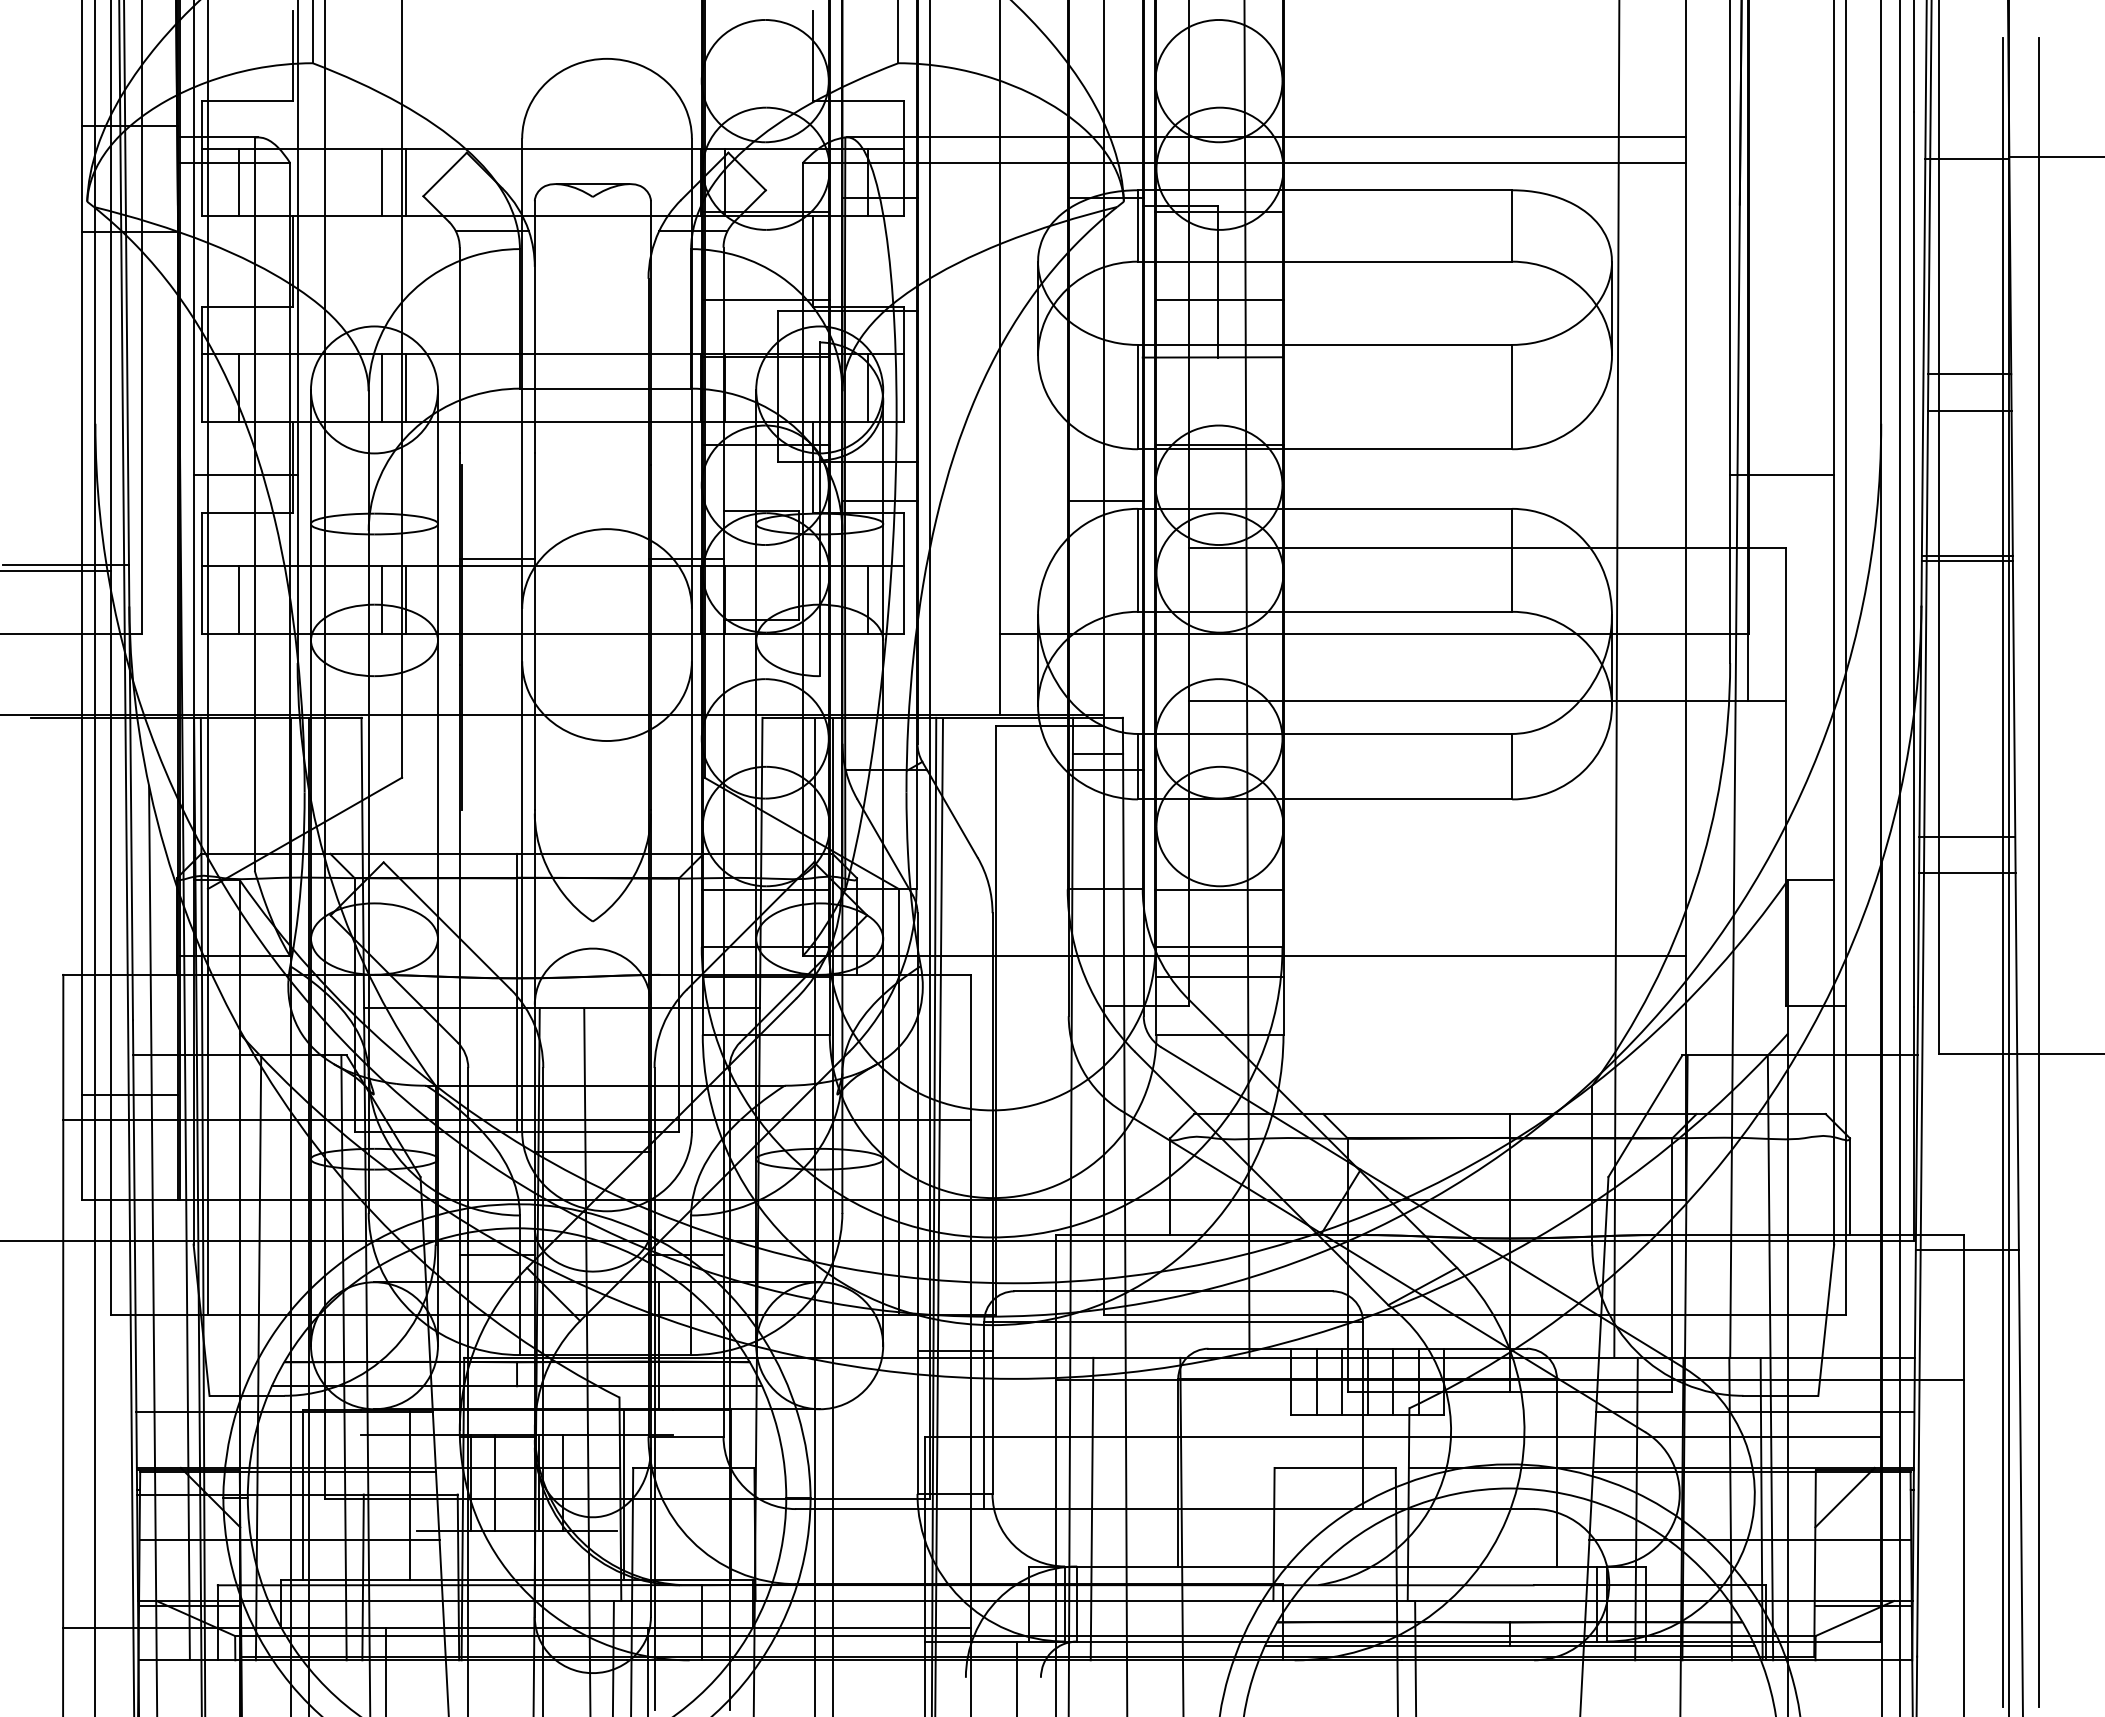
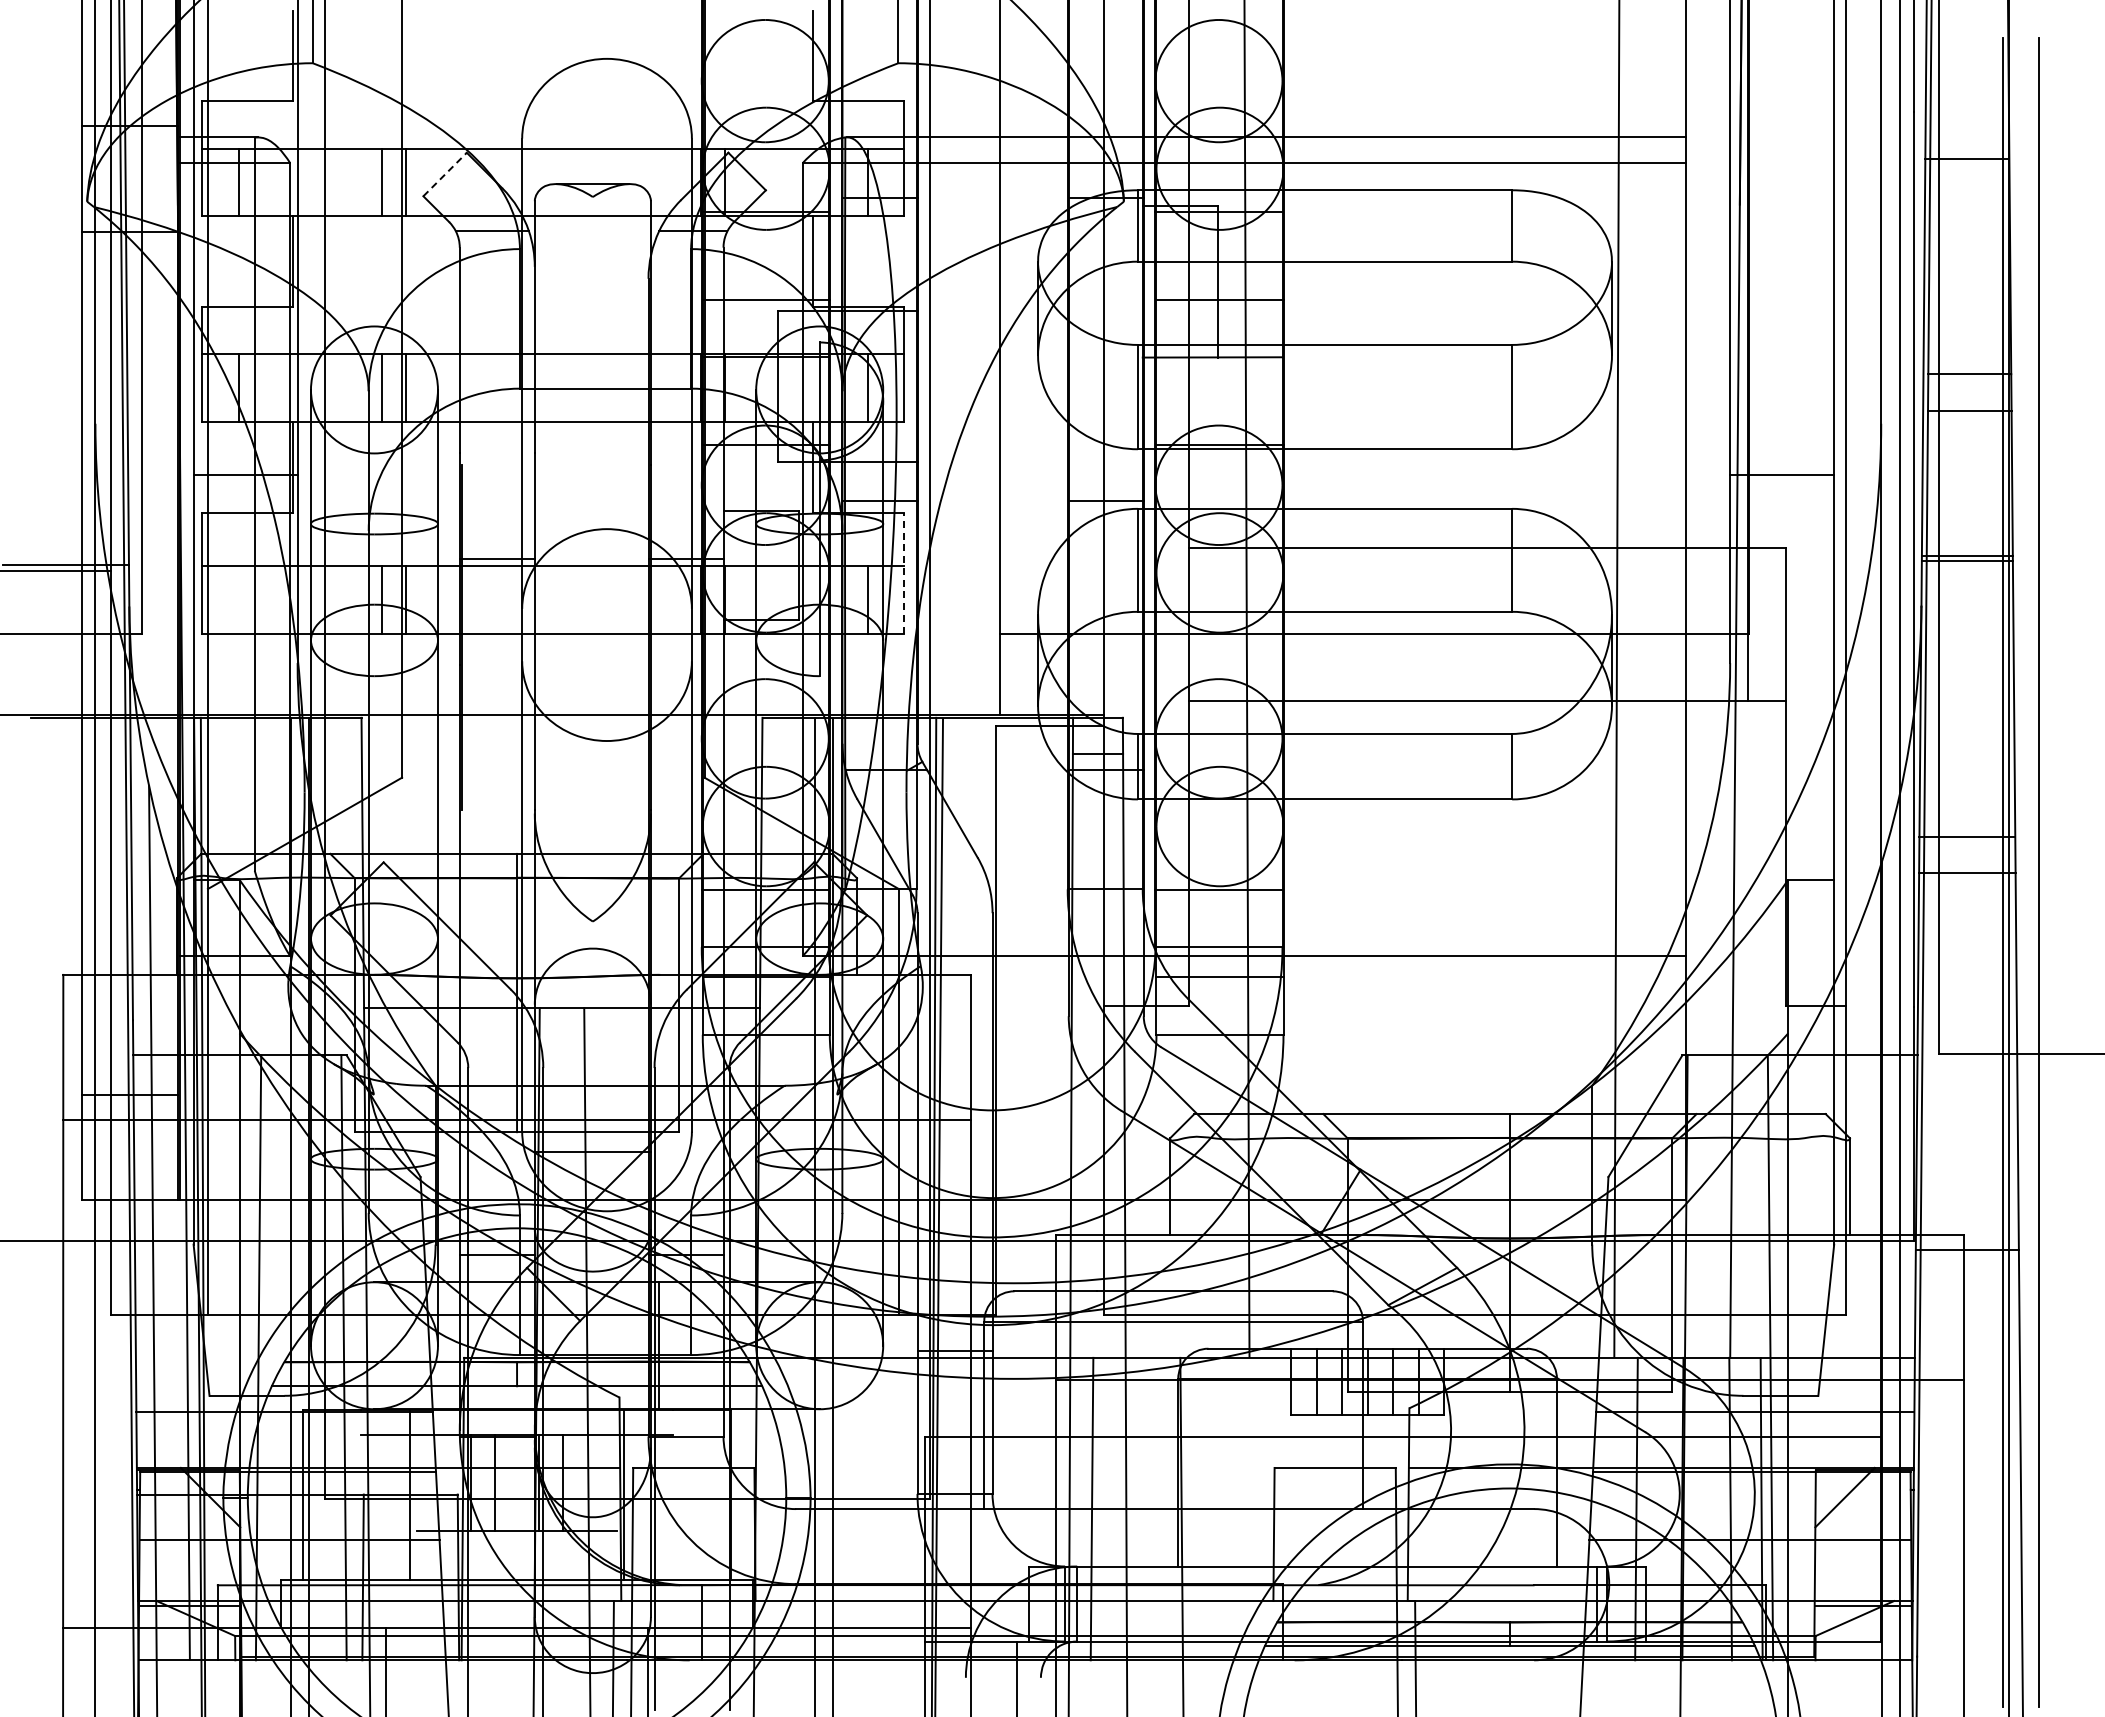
line: present -> none (2055, 157)
line: solid -> dashed (445, 174)
line: solid -> dashed (904, 572)
line: present -> none (238, 599)
